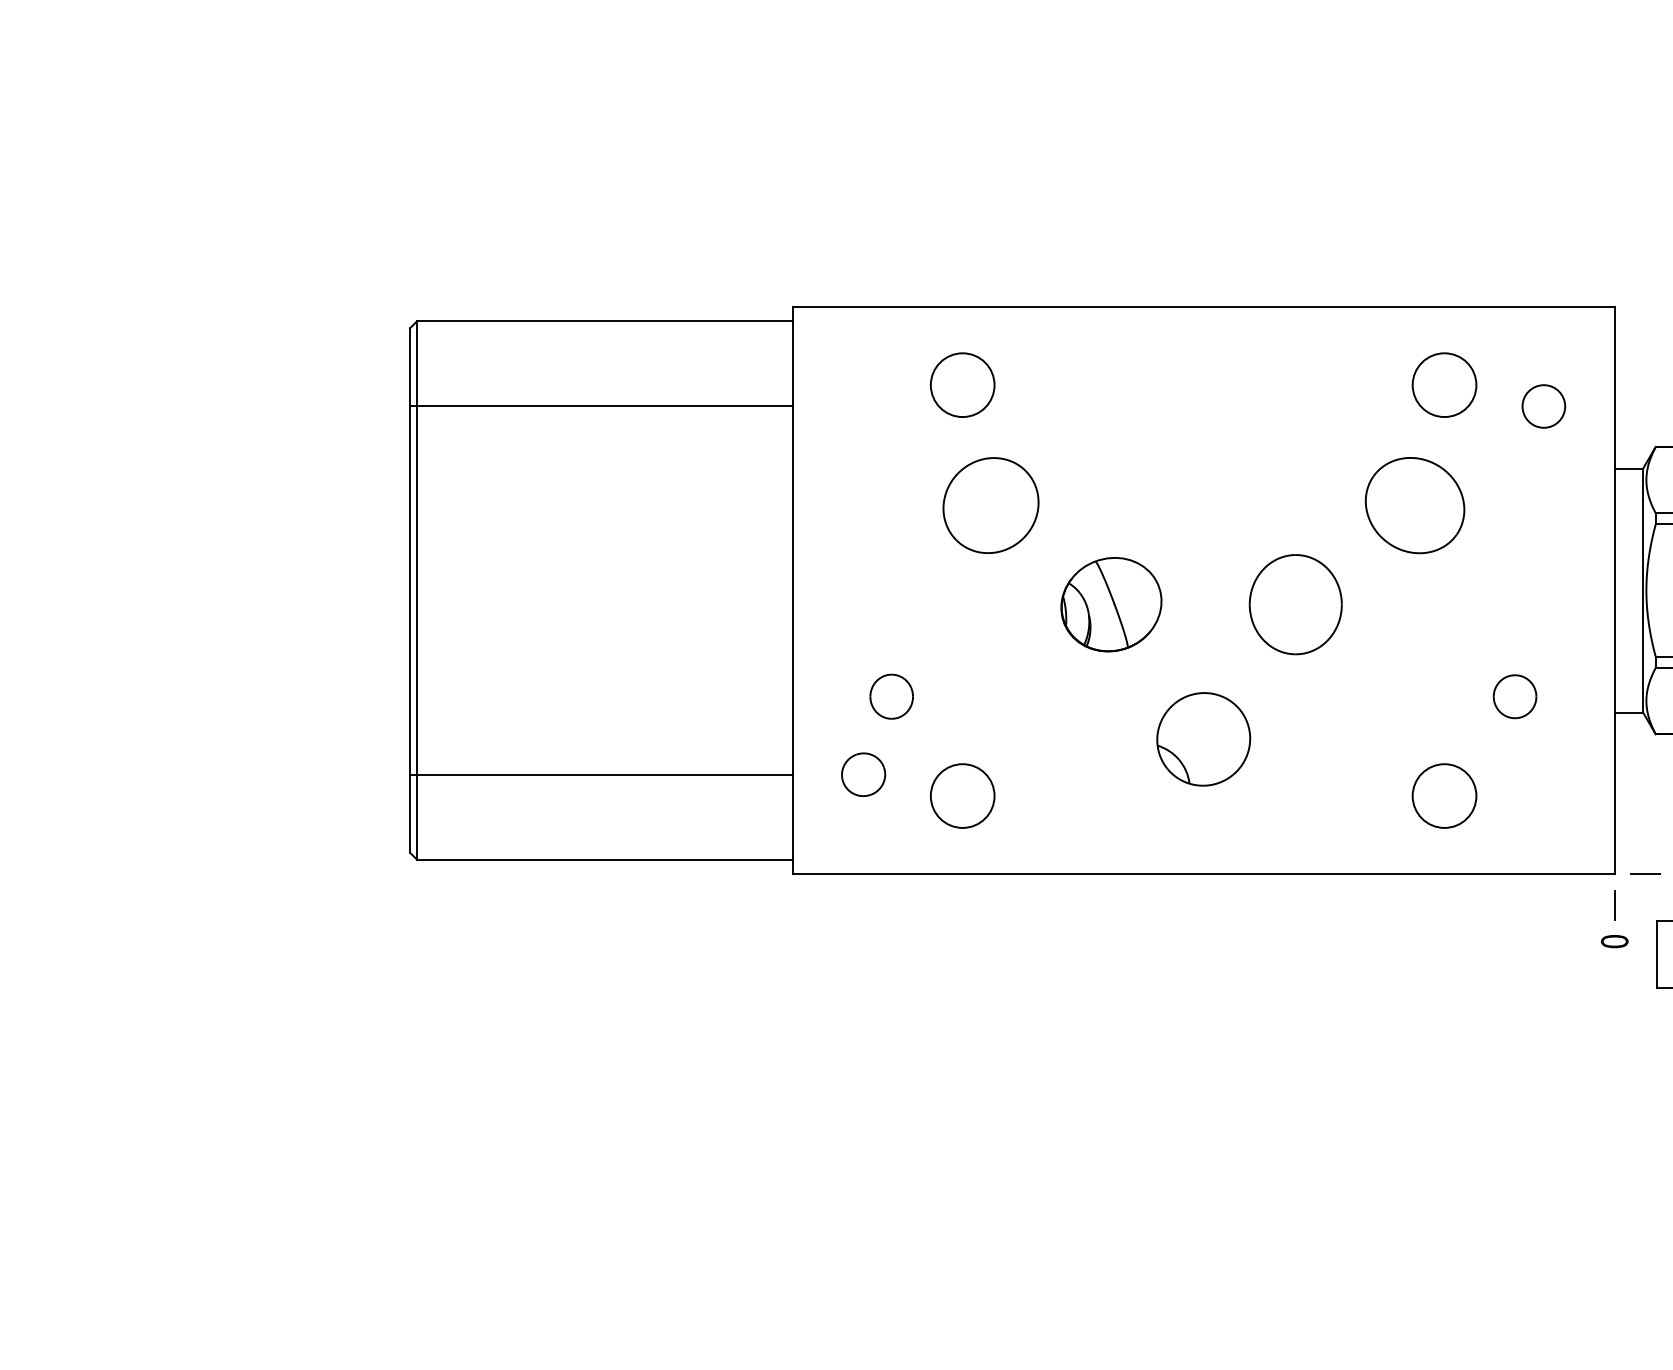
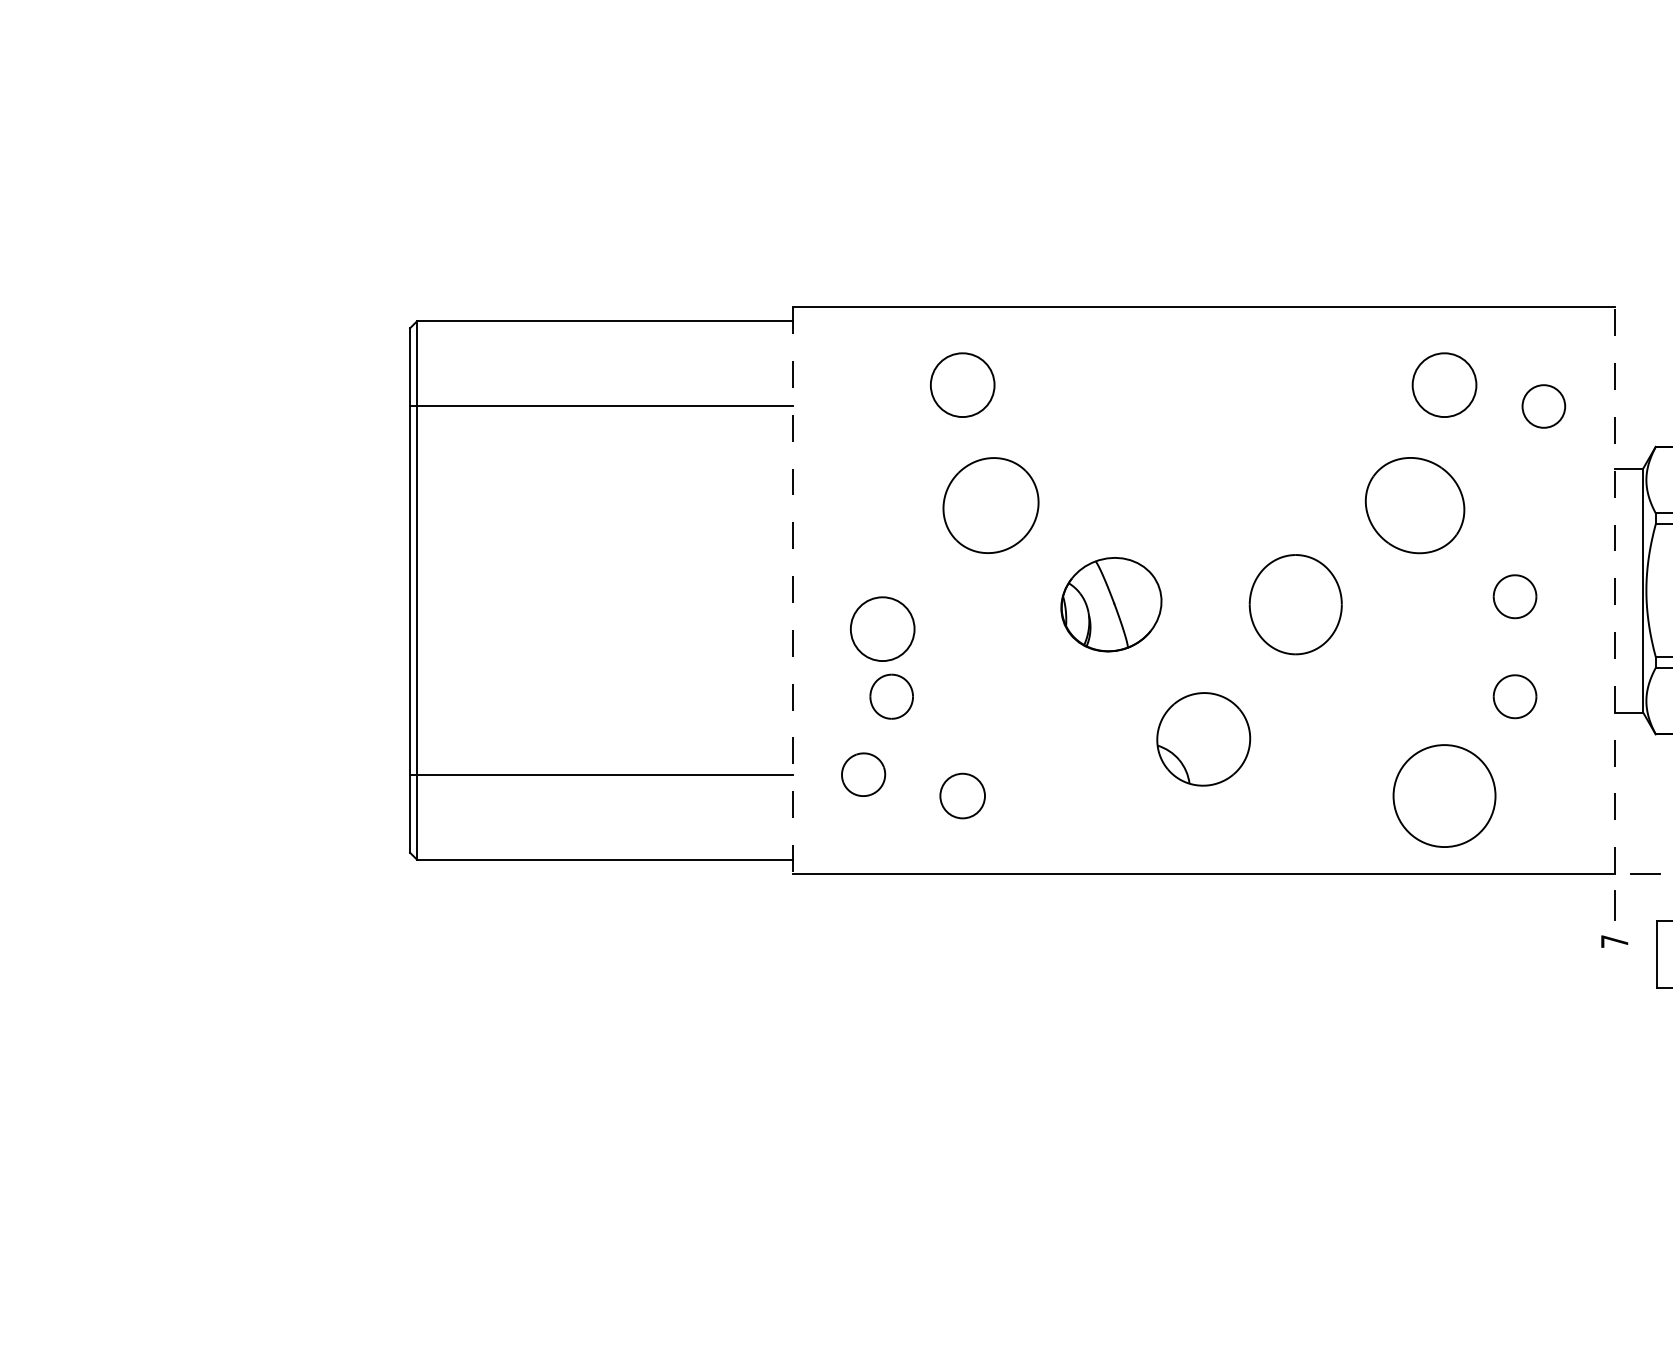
line: solid -> dashed (1614, 590)
line: solid -> dashed (792, 591)
part: none -> present (1514, 596)
circle: none -> present (882, 628)
circle diameter: 64 px -> 45 px (962, 795)
circle diameter: 64 px -> 102 px (1444, 796)
text: 0 -> 7 (1614, 941)
